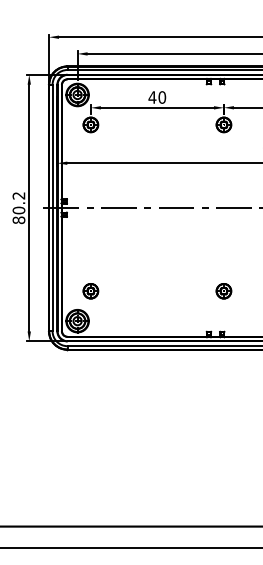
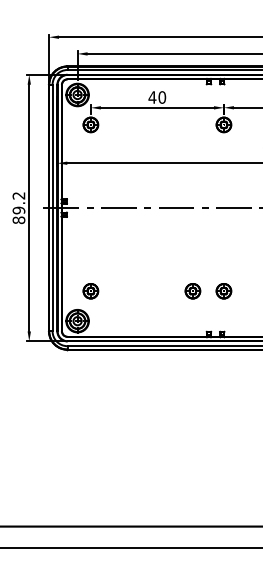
text: 80.2 -> 89.2 (19, 210)
part: none -> present (192, 291)
